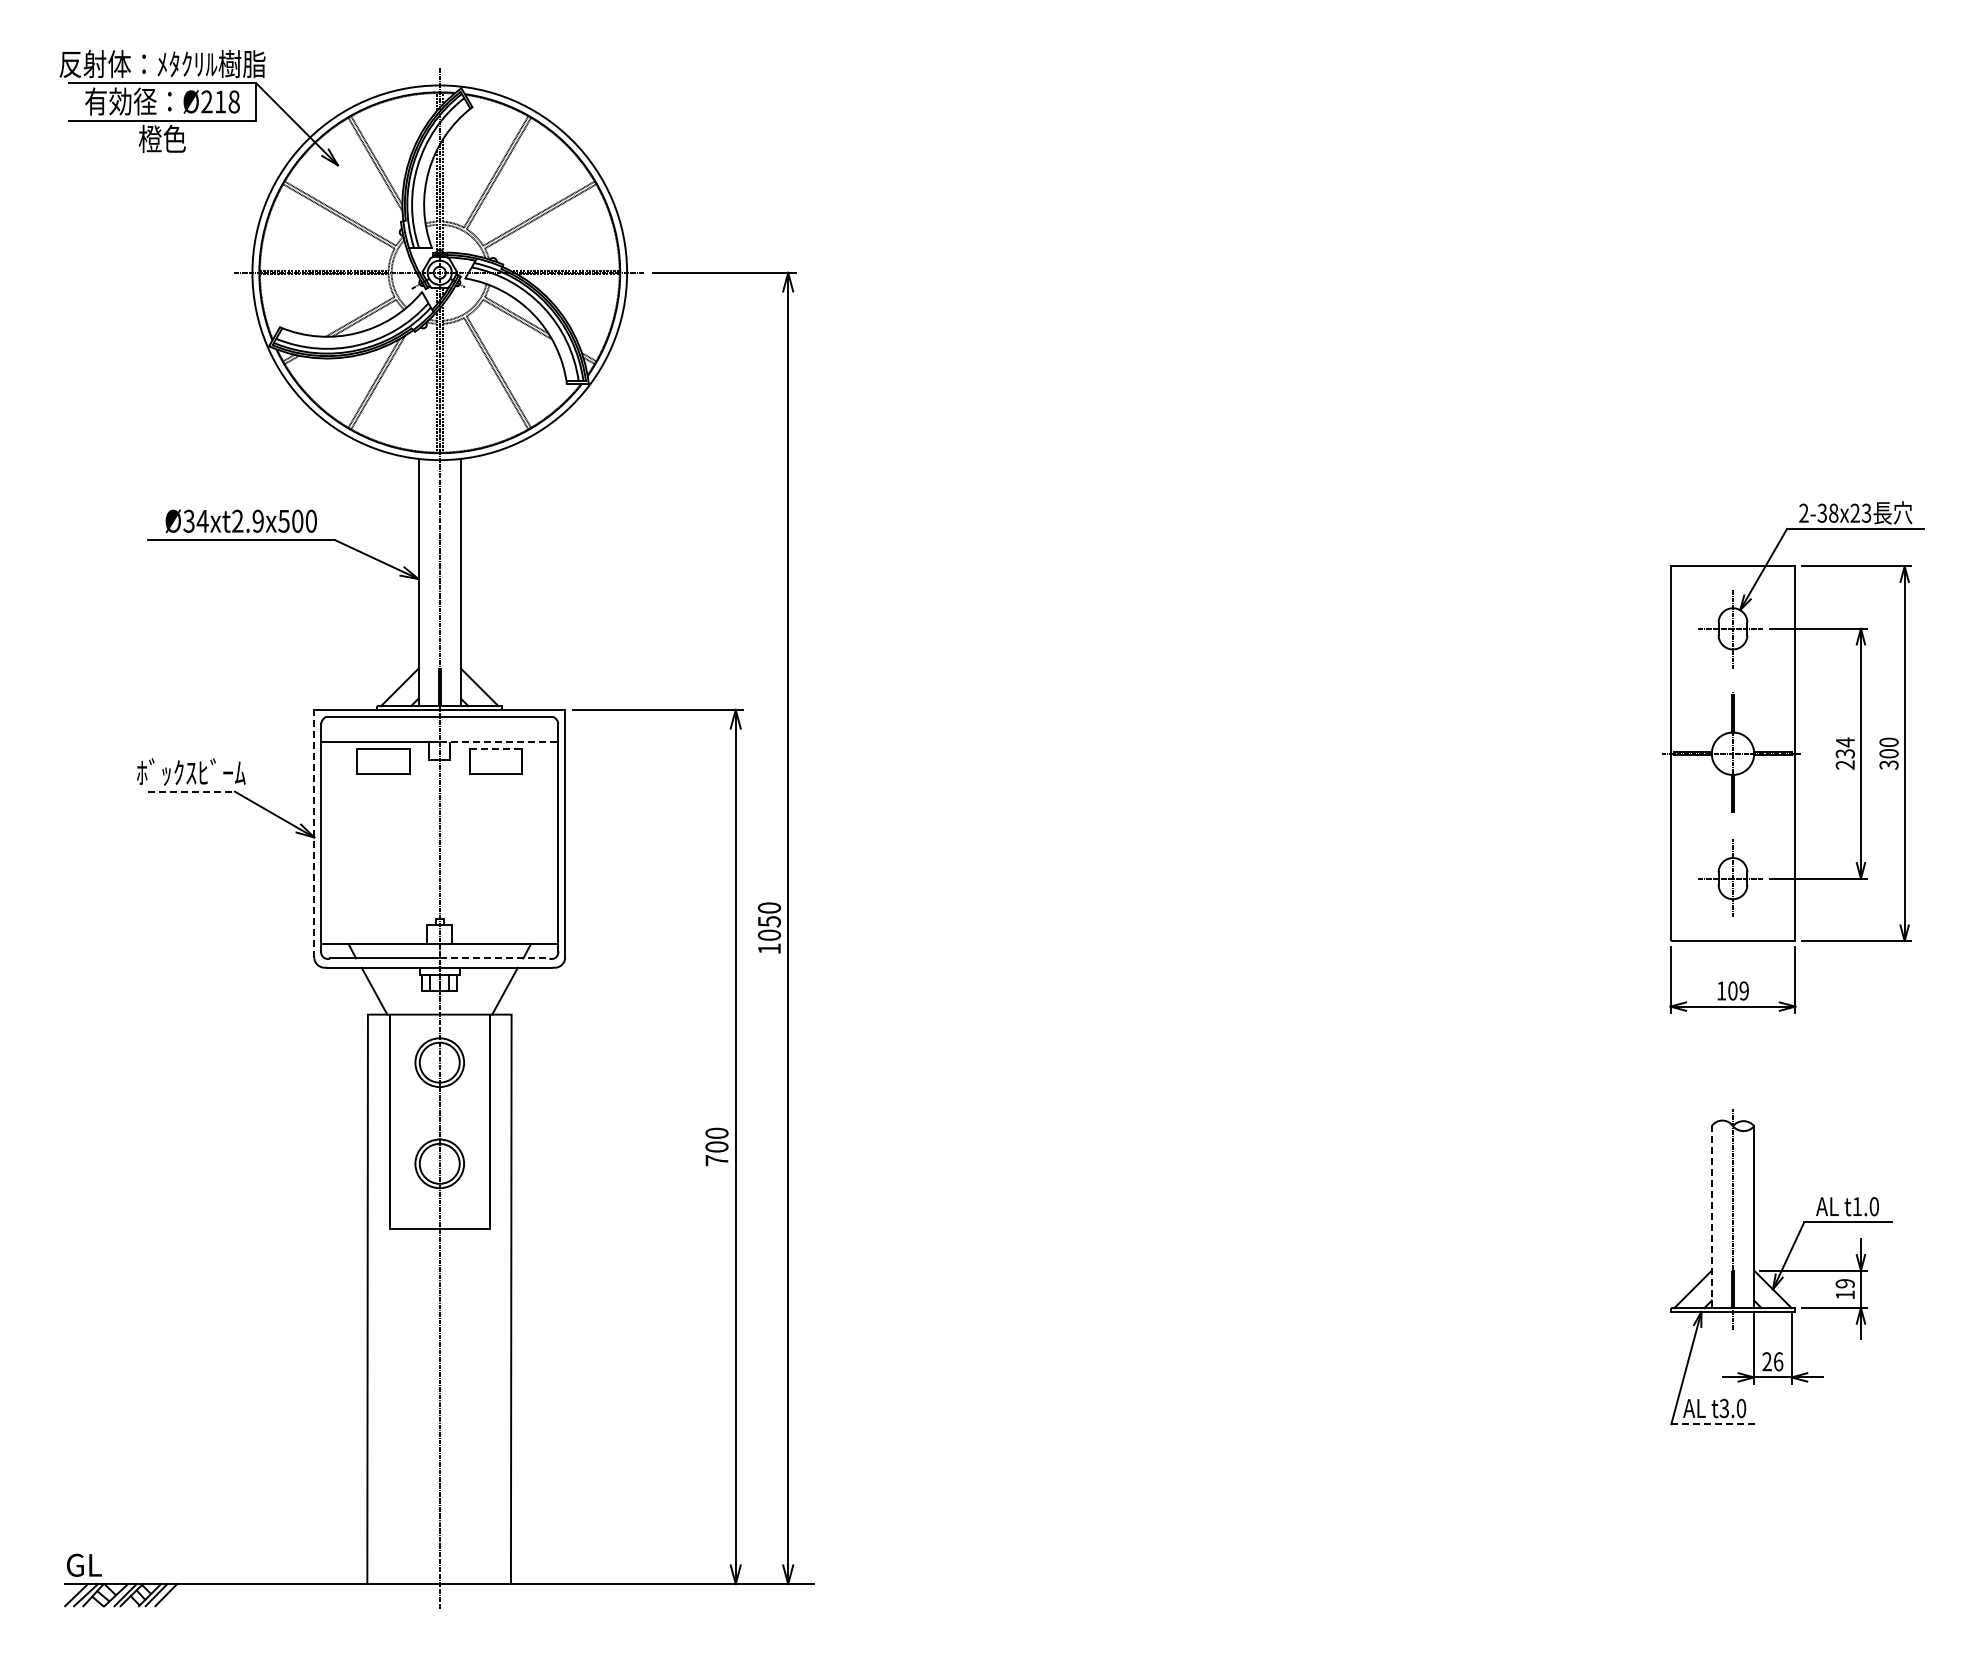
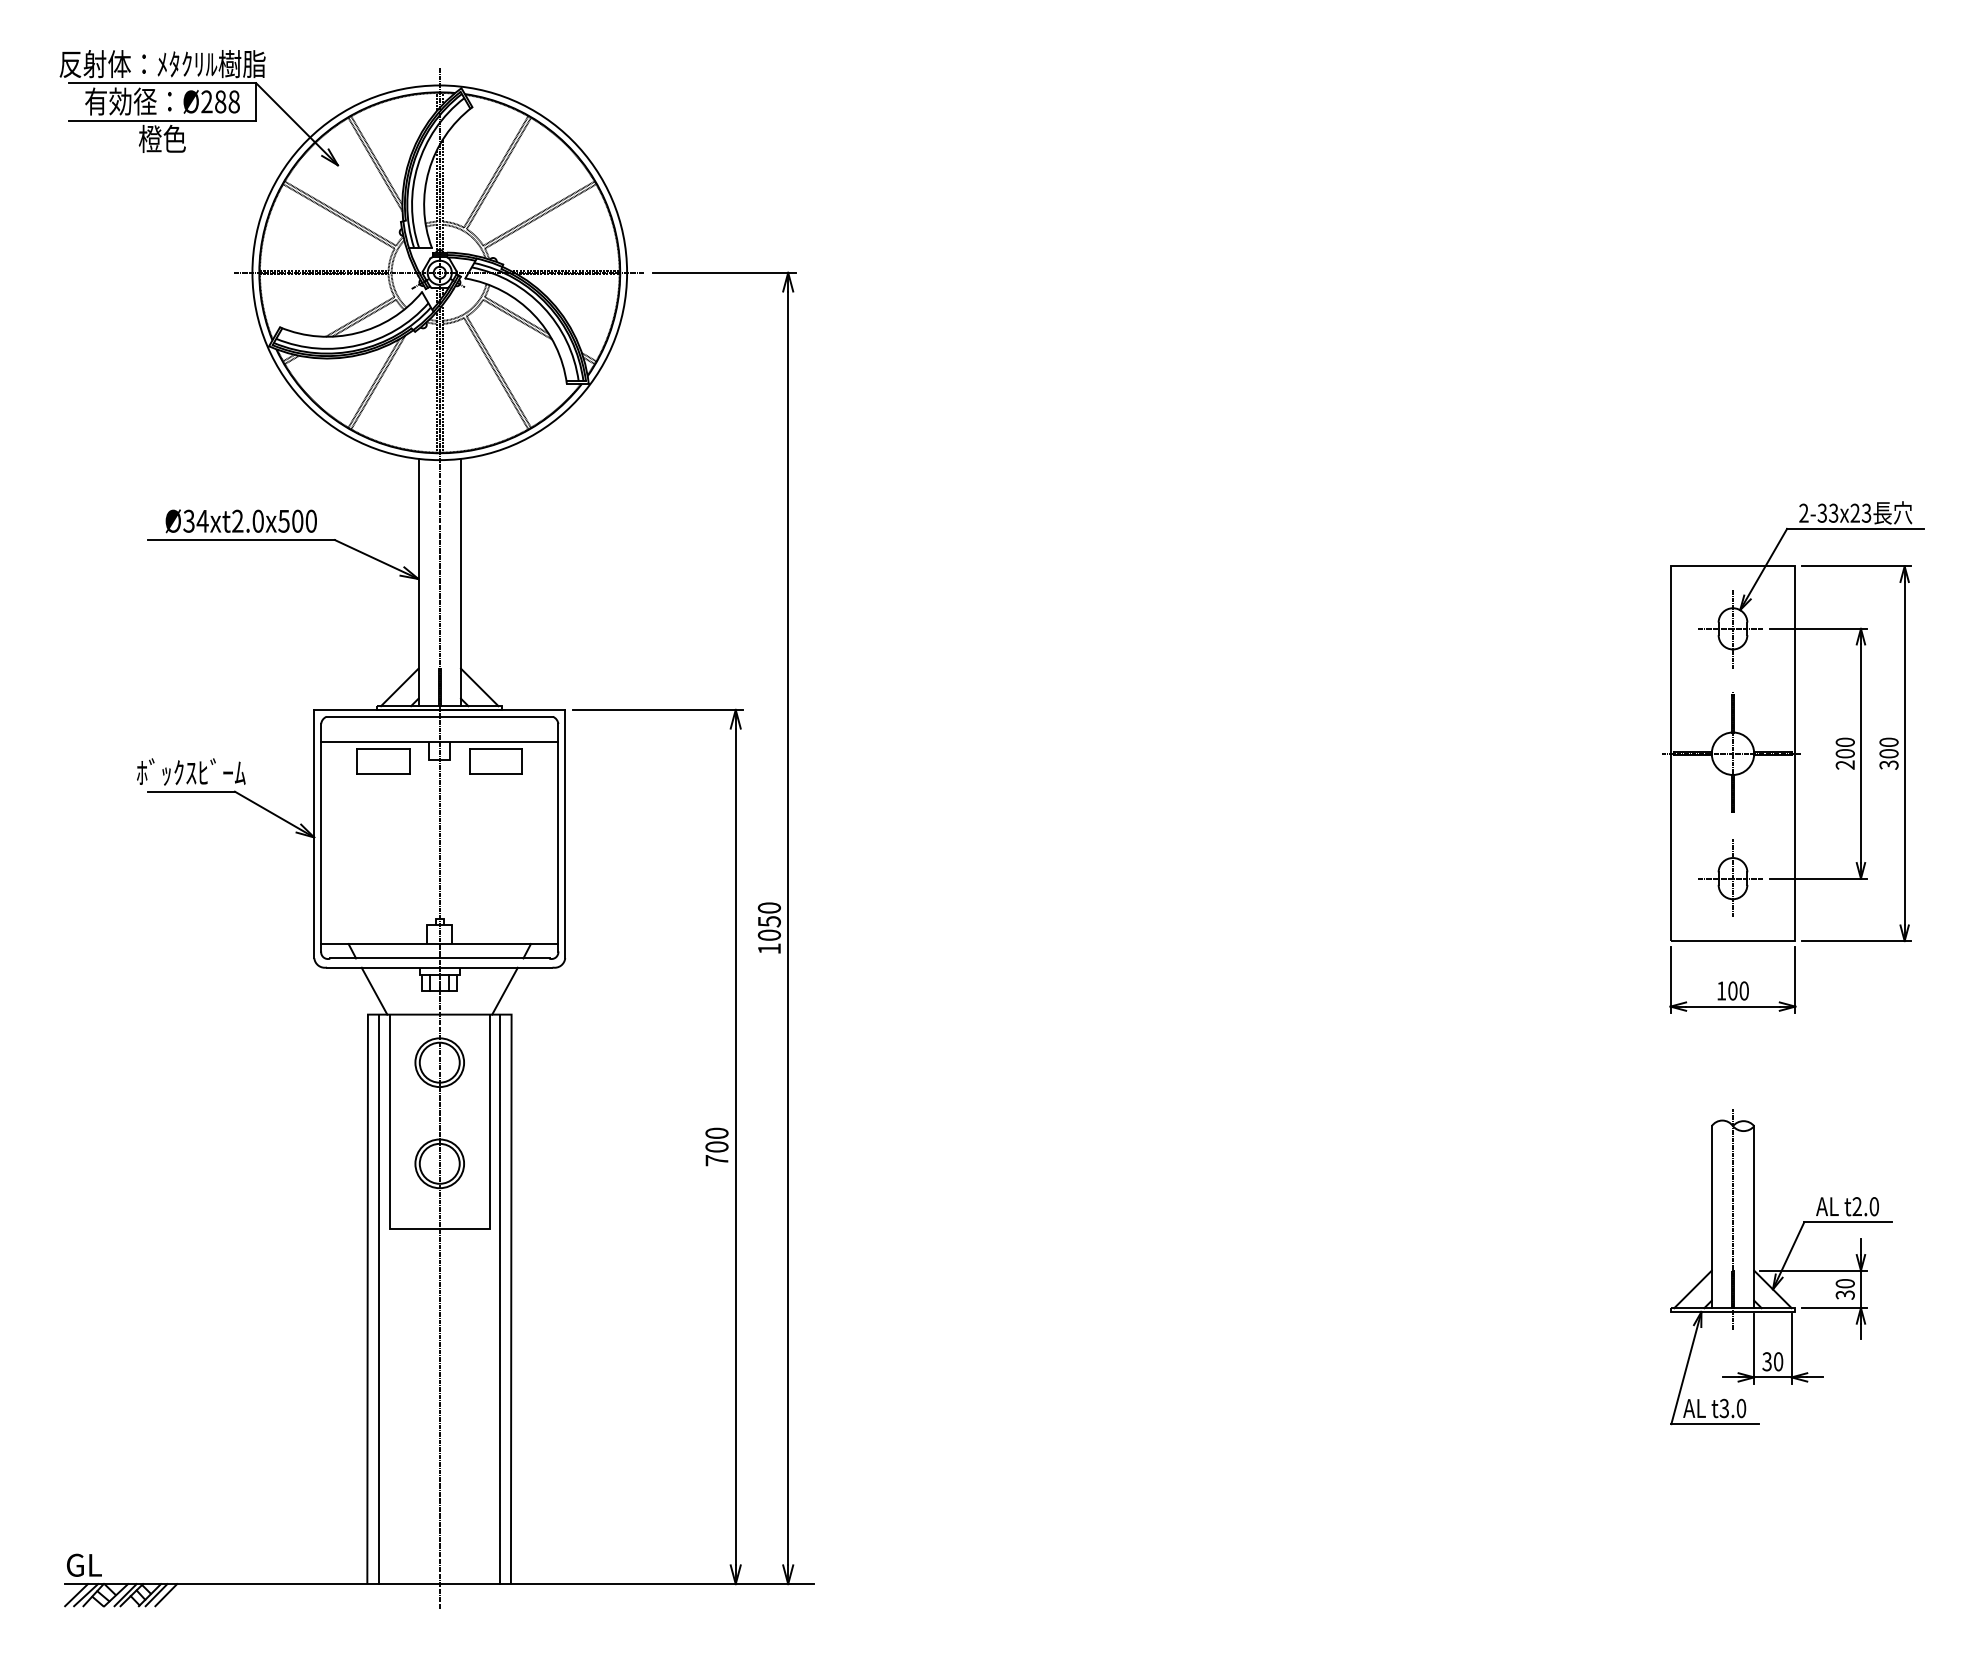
text: Ø218 -> Ø288 (220, 101)
text: 2-38x23 -> 2-33x23 (1833, 512)
text: Ø34xt2.9x500 -> Ø34xt2.0x500 (257, 520)
line: dashed -> solid (499, 742)
text: 234 -> 200 (1844, 747)
line: dashed -> solid (496, 748)
line: dashed -> solid (191, 791)
line: dashed -> solid (314, 833)
line: dashed -> solid (494, 958)
text: 109 -> 100 (1743, 990)
text: t1.0 -> t2.0 (1856, 1206)
line: dashed -> solid (1711, 1217)
text: 19 -> 30 (1844, 1289)
line: none -> present (379, 1299)
line: none -> present (500, 1299)
text: 26 -> 30 (1772, 1361)
line: dashed -> solid (1715, 1424)
